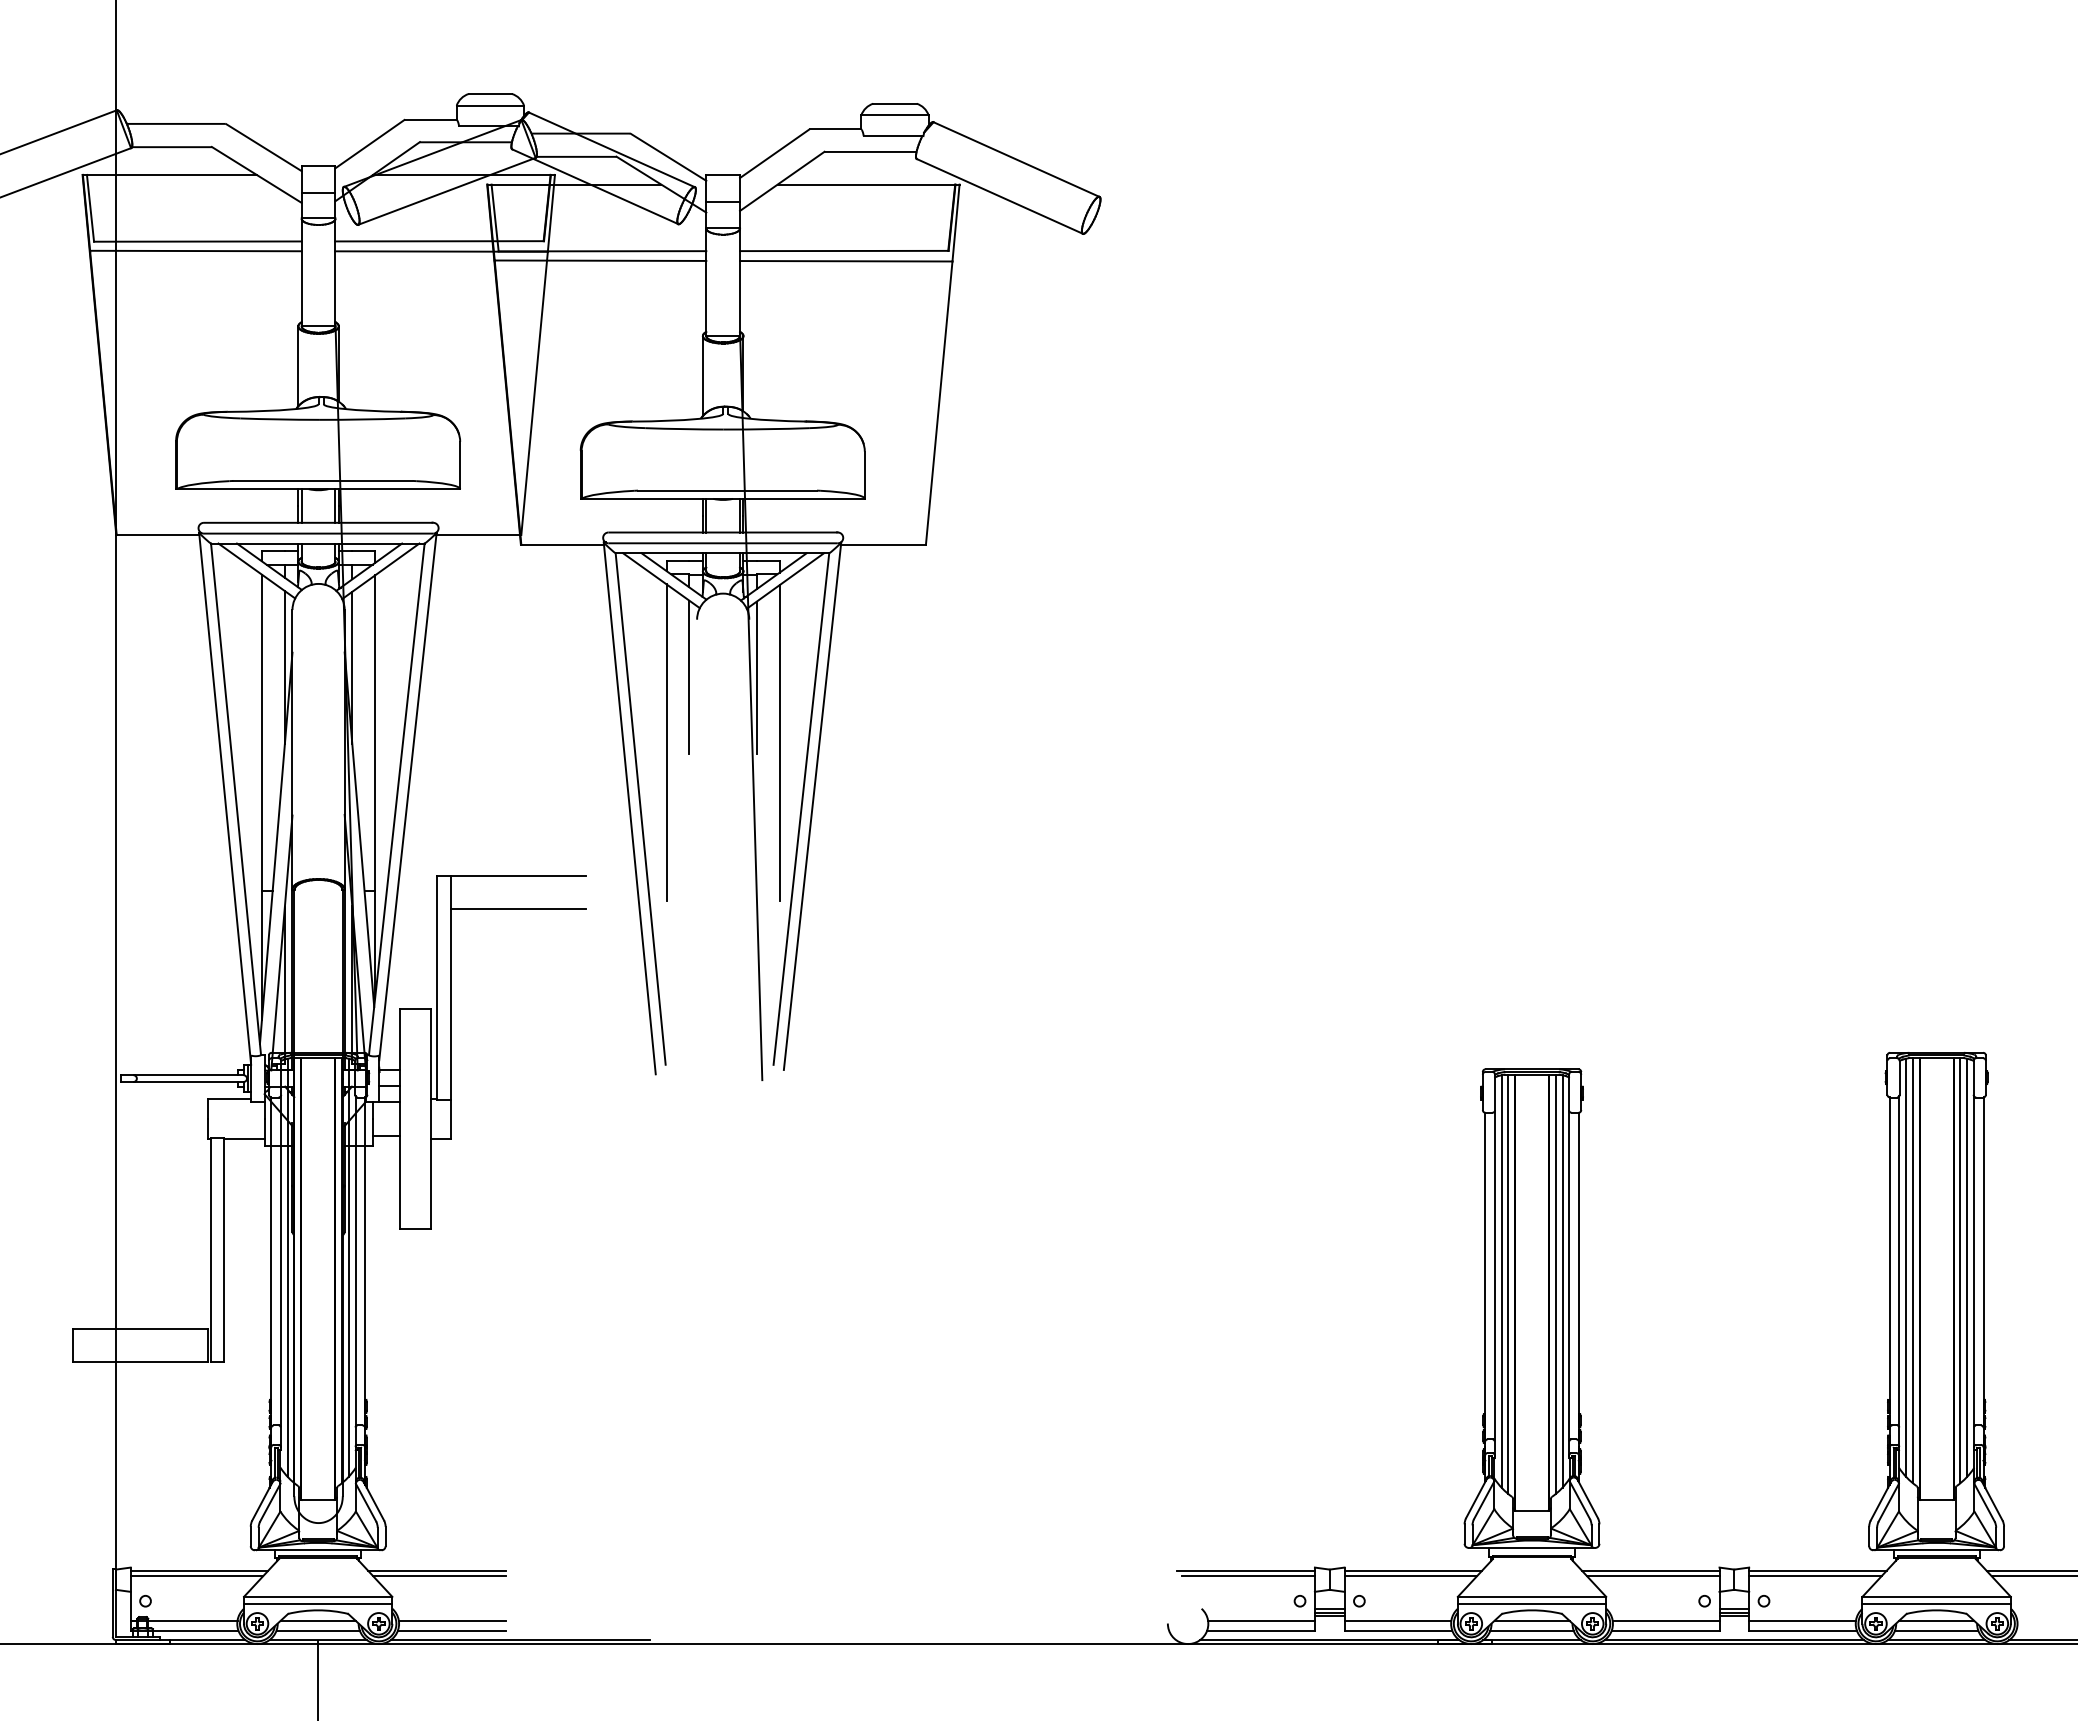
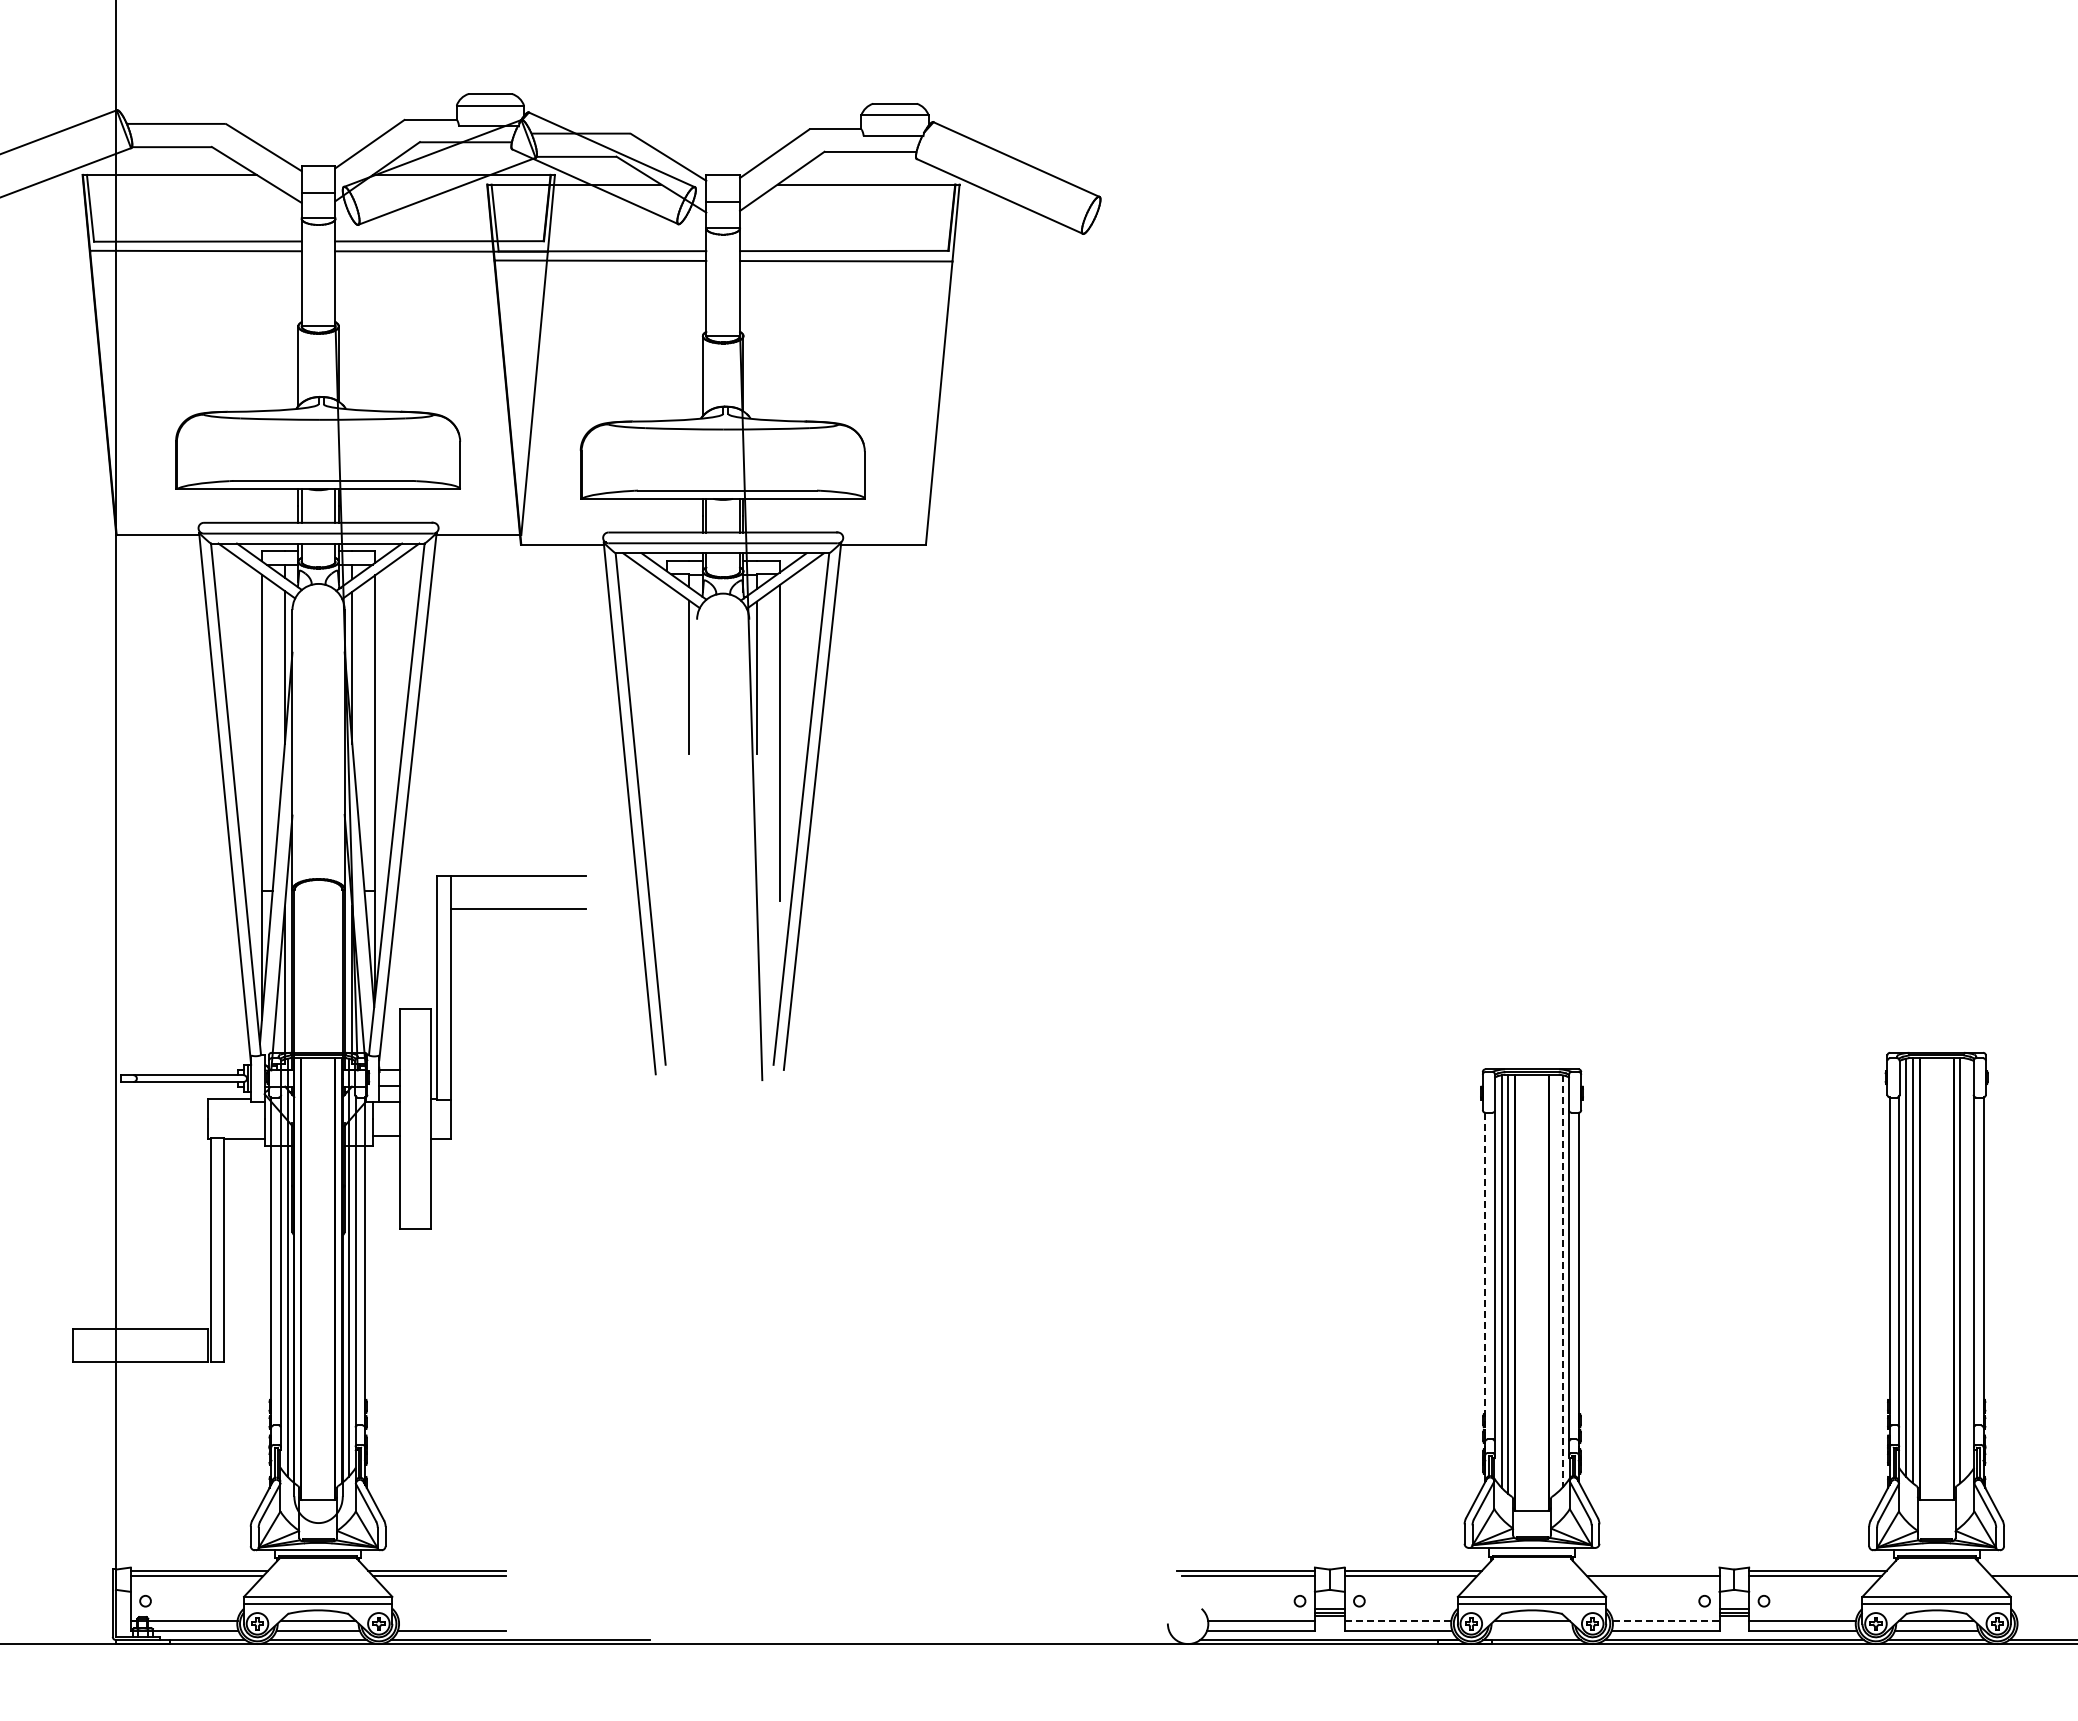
line: present -> none (666, 742)
line: present -> none (1967, 1267)
line: solid -> dashed (1485, 1277)
line: solid -> dashed (1562, 1282)
line: present -> none (1555, 1284)
line: present -> none (1650, 1570)
line: present -> none (2030, 1570)
line: present -> none (451, 1620)
line: solid -> dashed (1398, 1620)
line: solid -> dashed (1666, 1620)
line: present -> none (1531, 1630)
line: present -> none (318, 1679)
